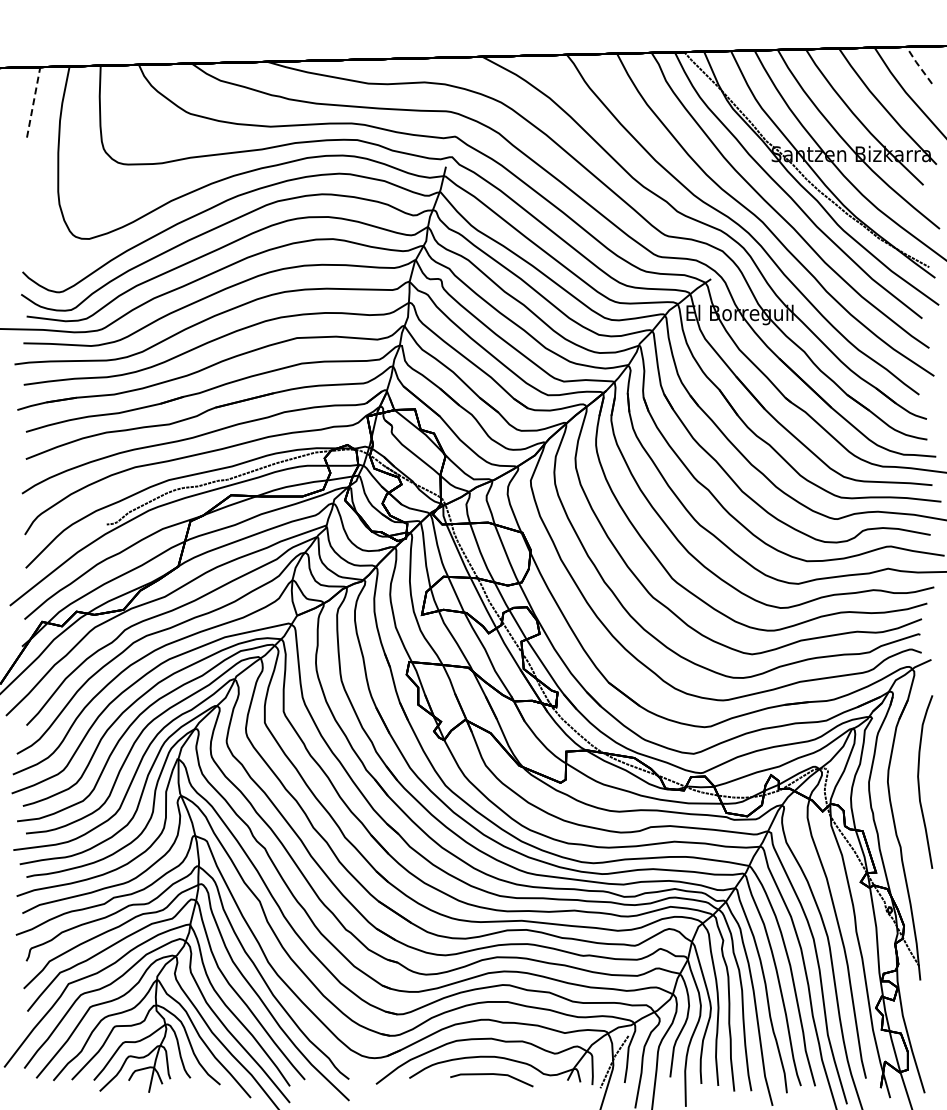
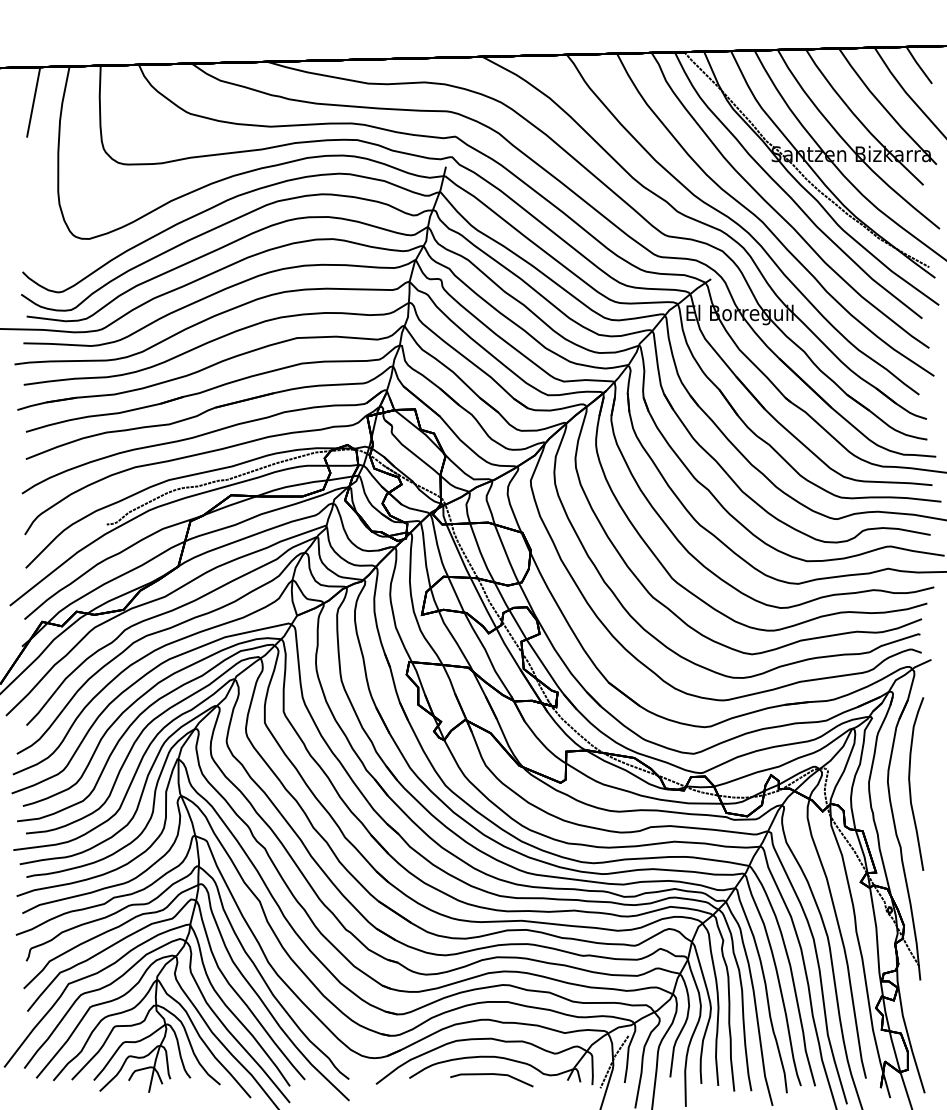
line: dashed -> solid (917, 64)
line: dashed -> solid (33, 102)
curve position: (919, 781) -> (910, 783) (910, 783)
